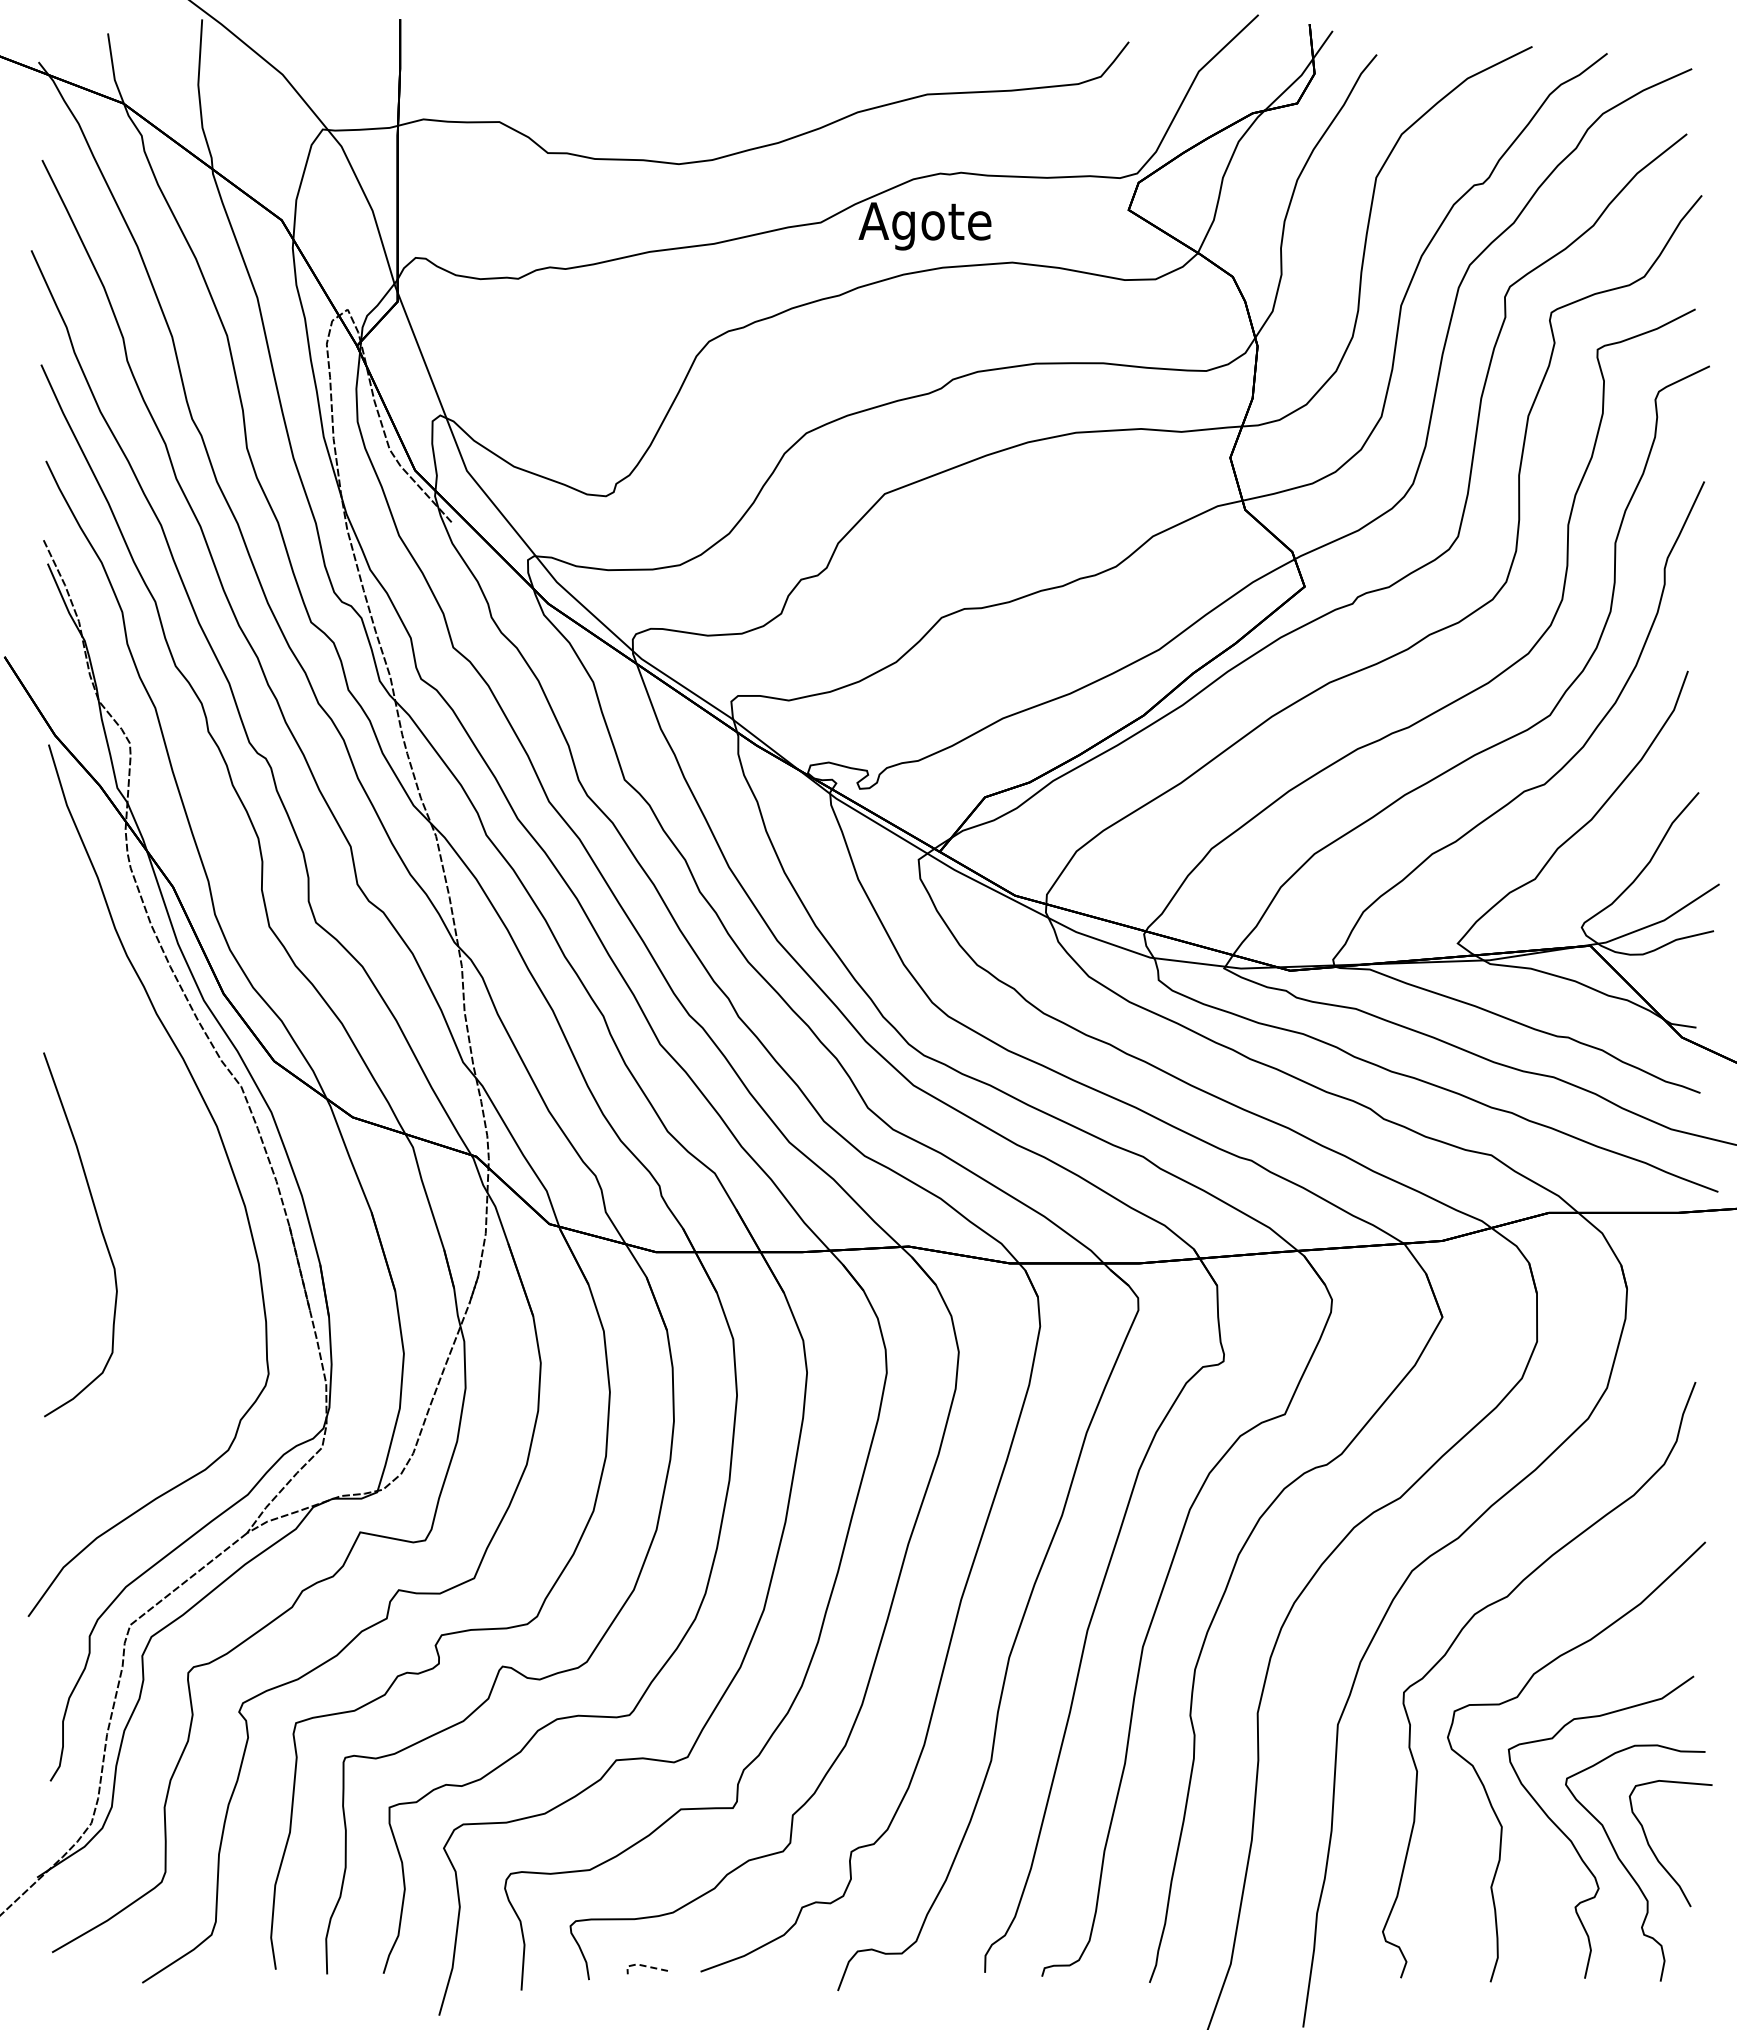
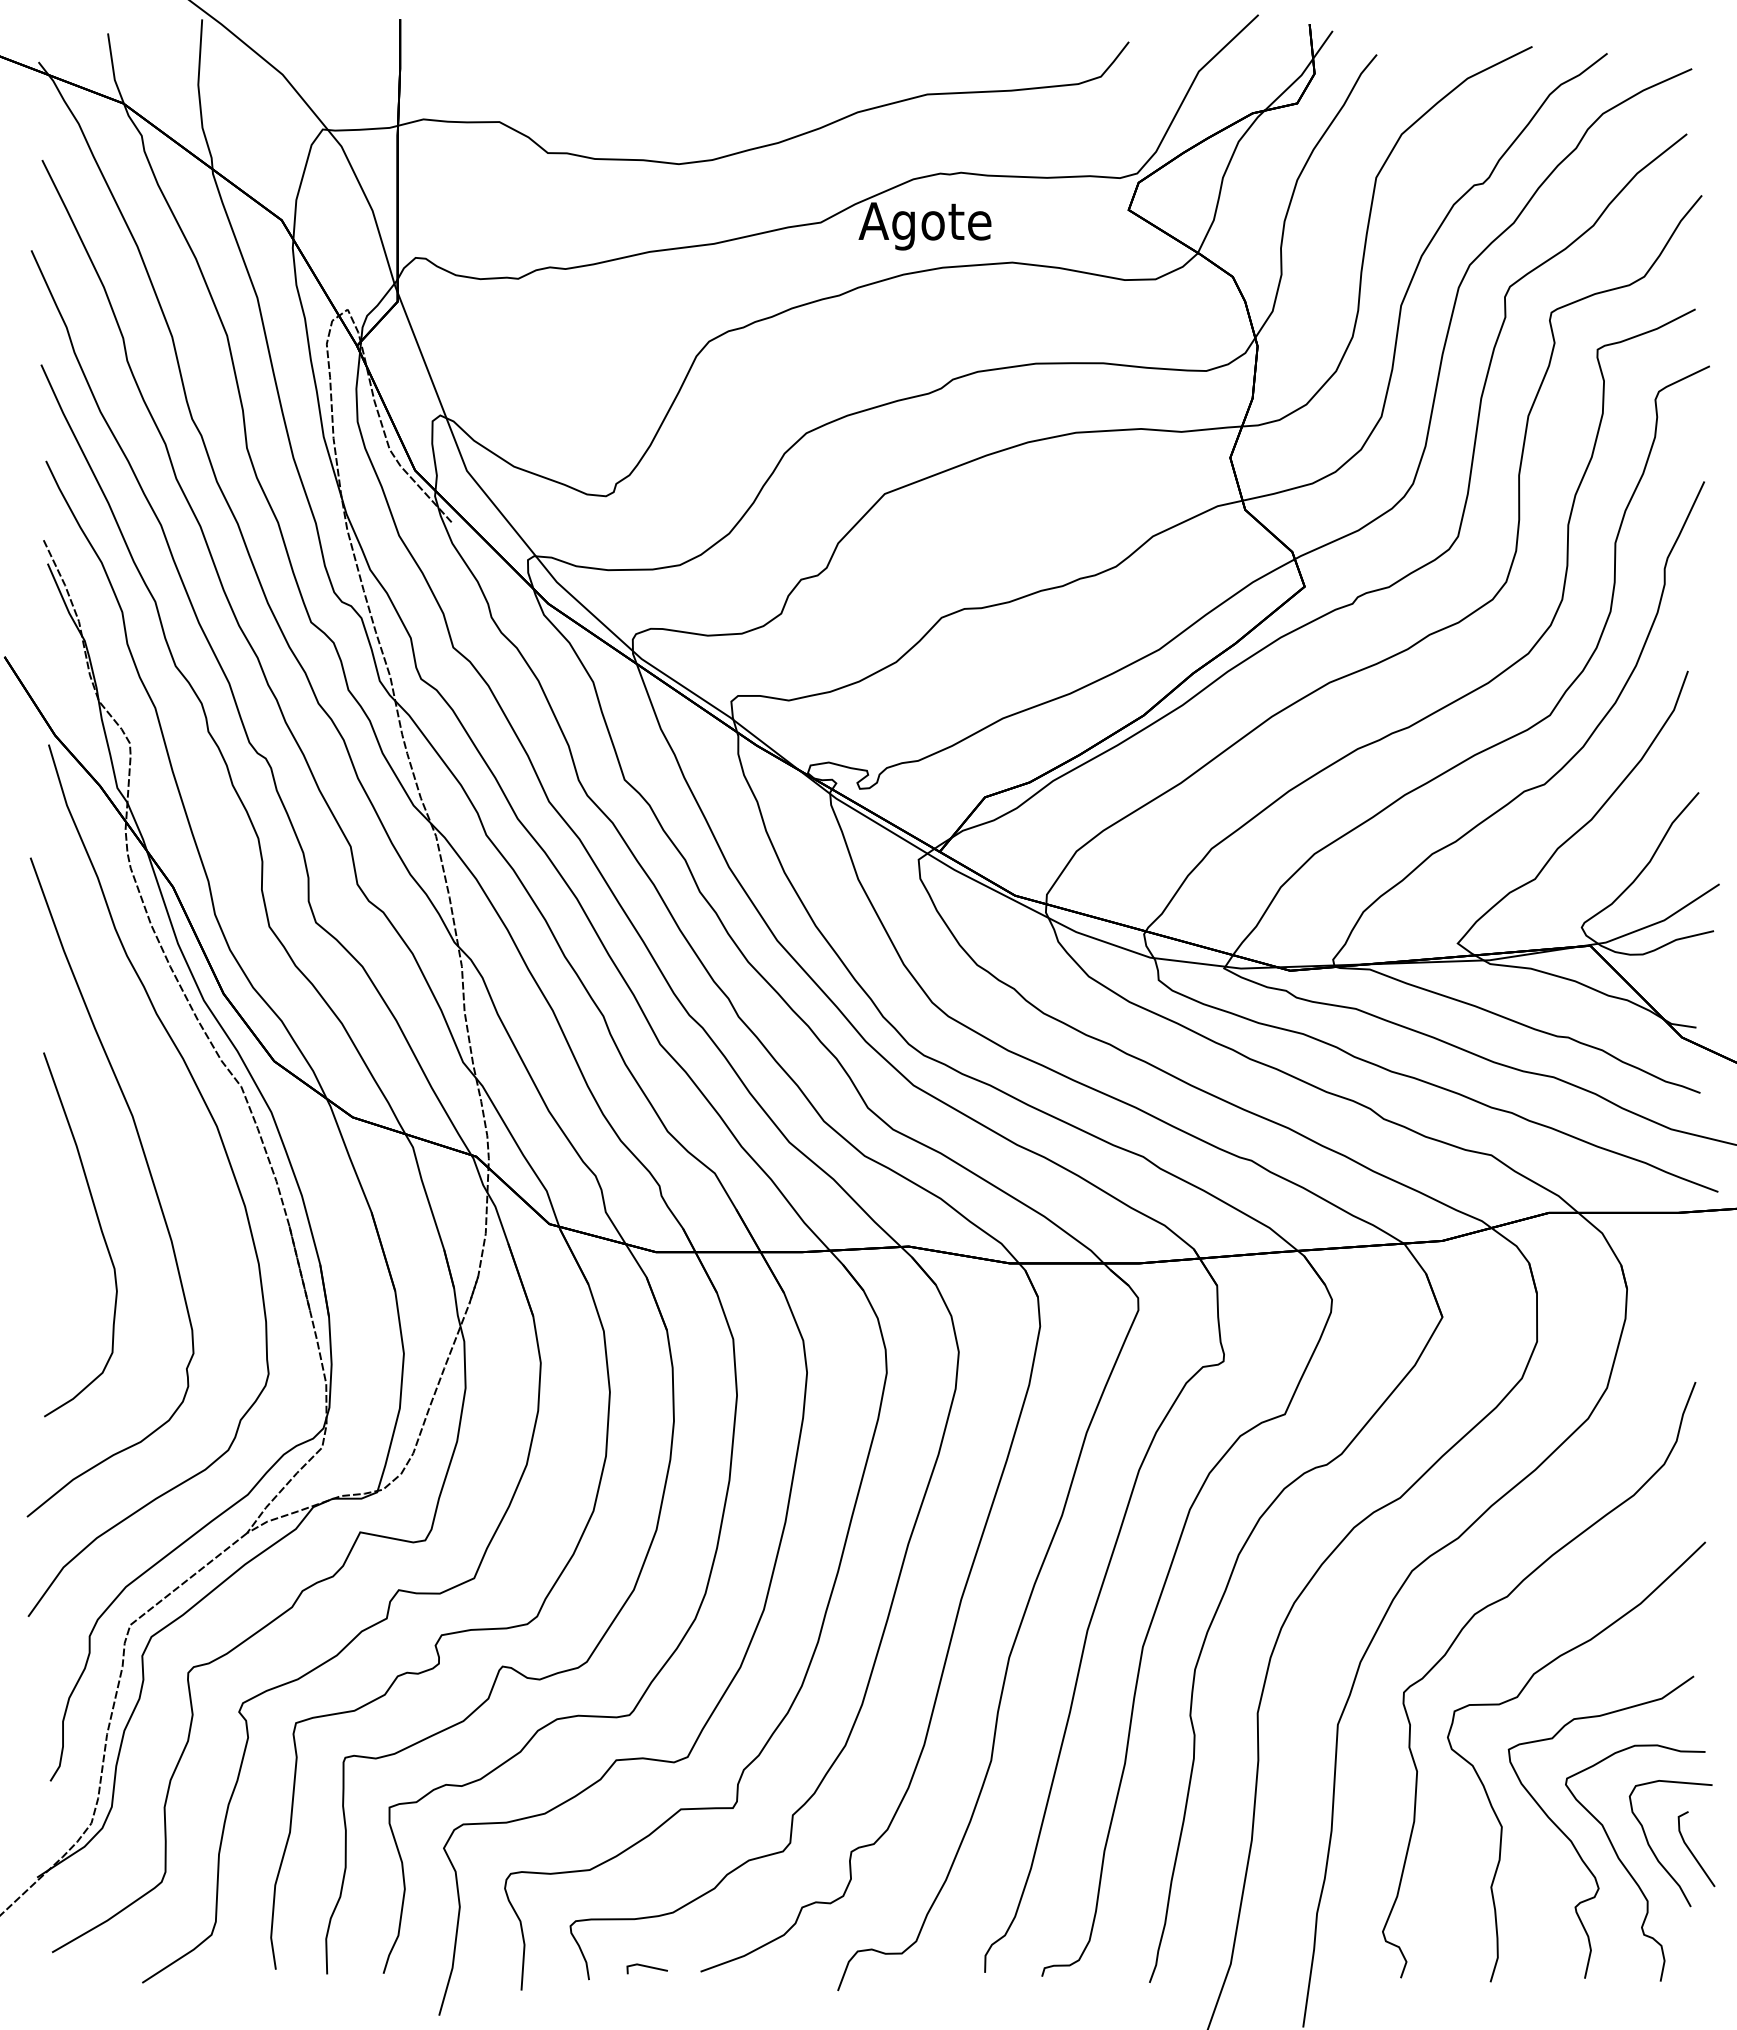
curve: none -> present (149, 1174)
line: none -> present (1692, 1852)
line: dashed -> solid (642, 1965)
